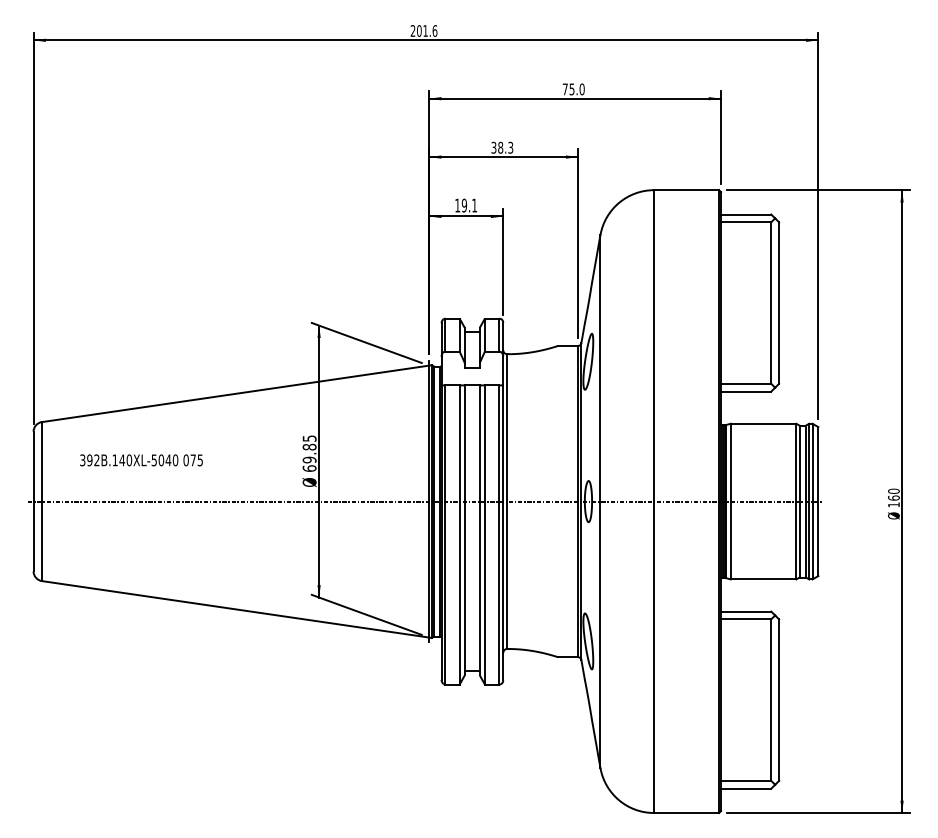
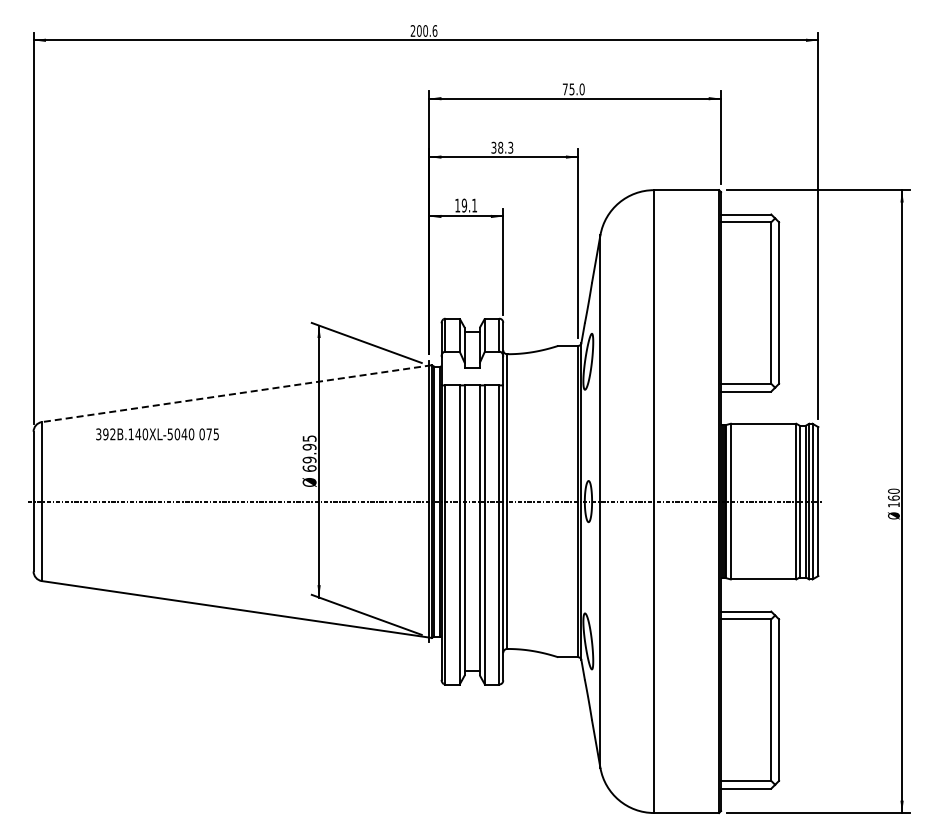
text: 201.6 -> 200.6 (425, 30)
line: solid -> dashed (236, 393)
text: 69.85 -> 69.95 (309, 446)
text position: (141, 460) -> (157, 434) (157, 434)
